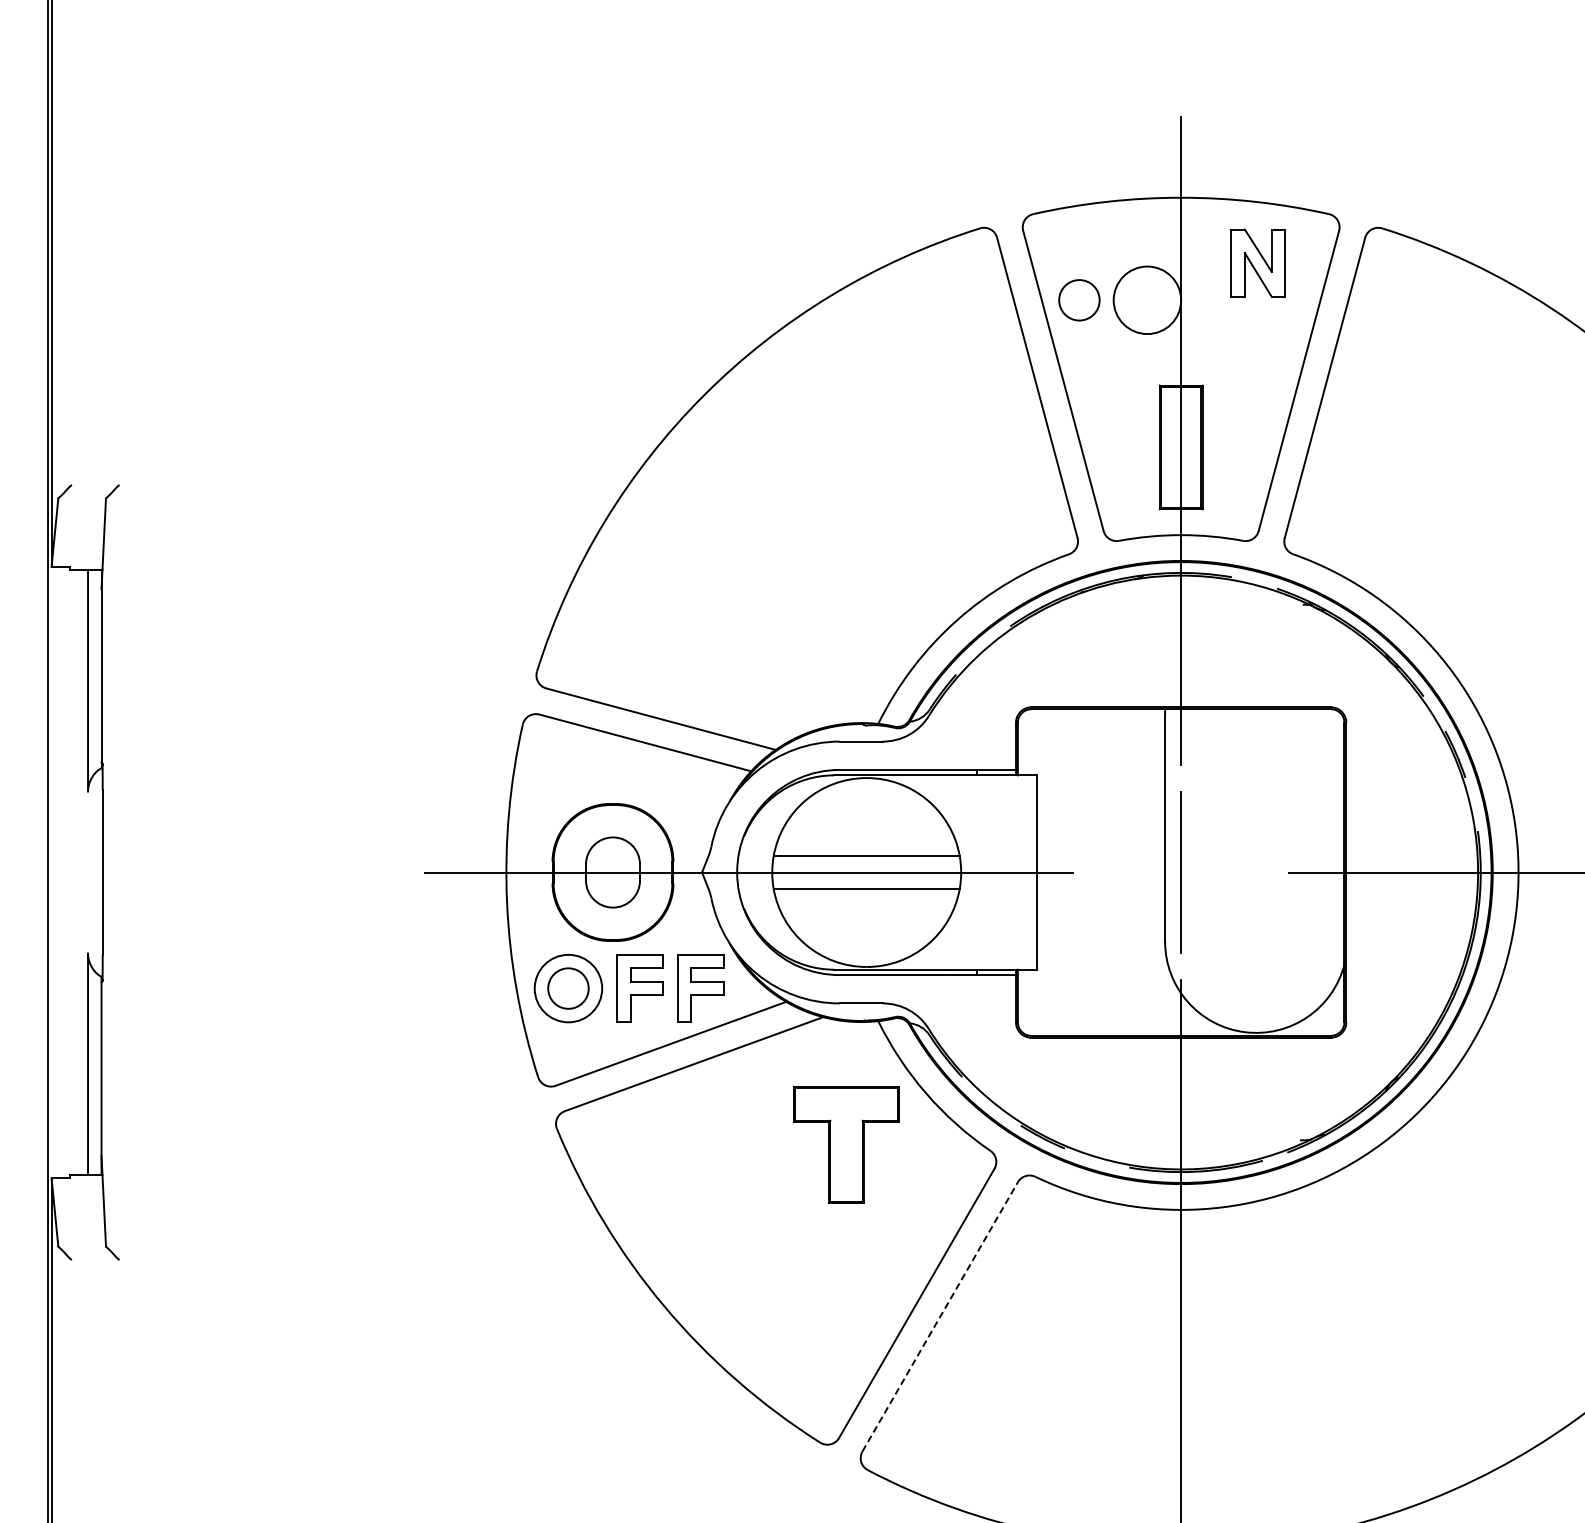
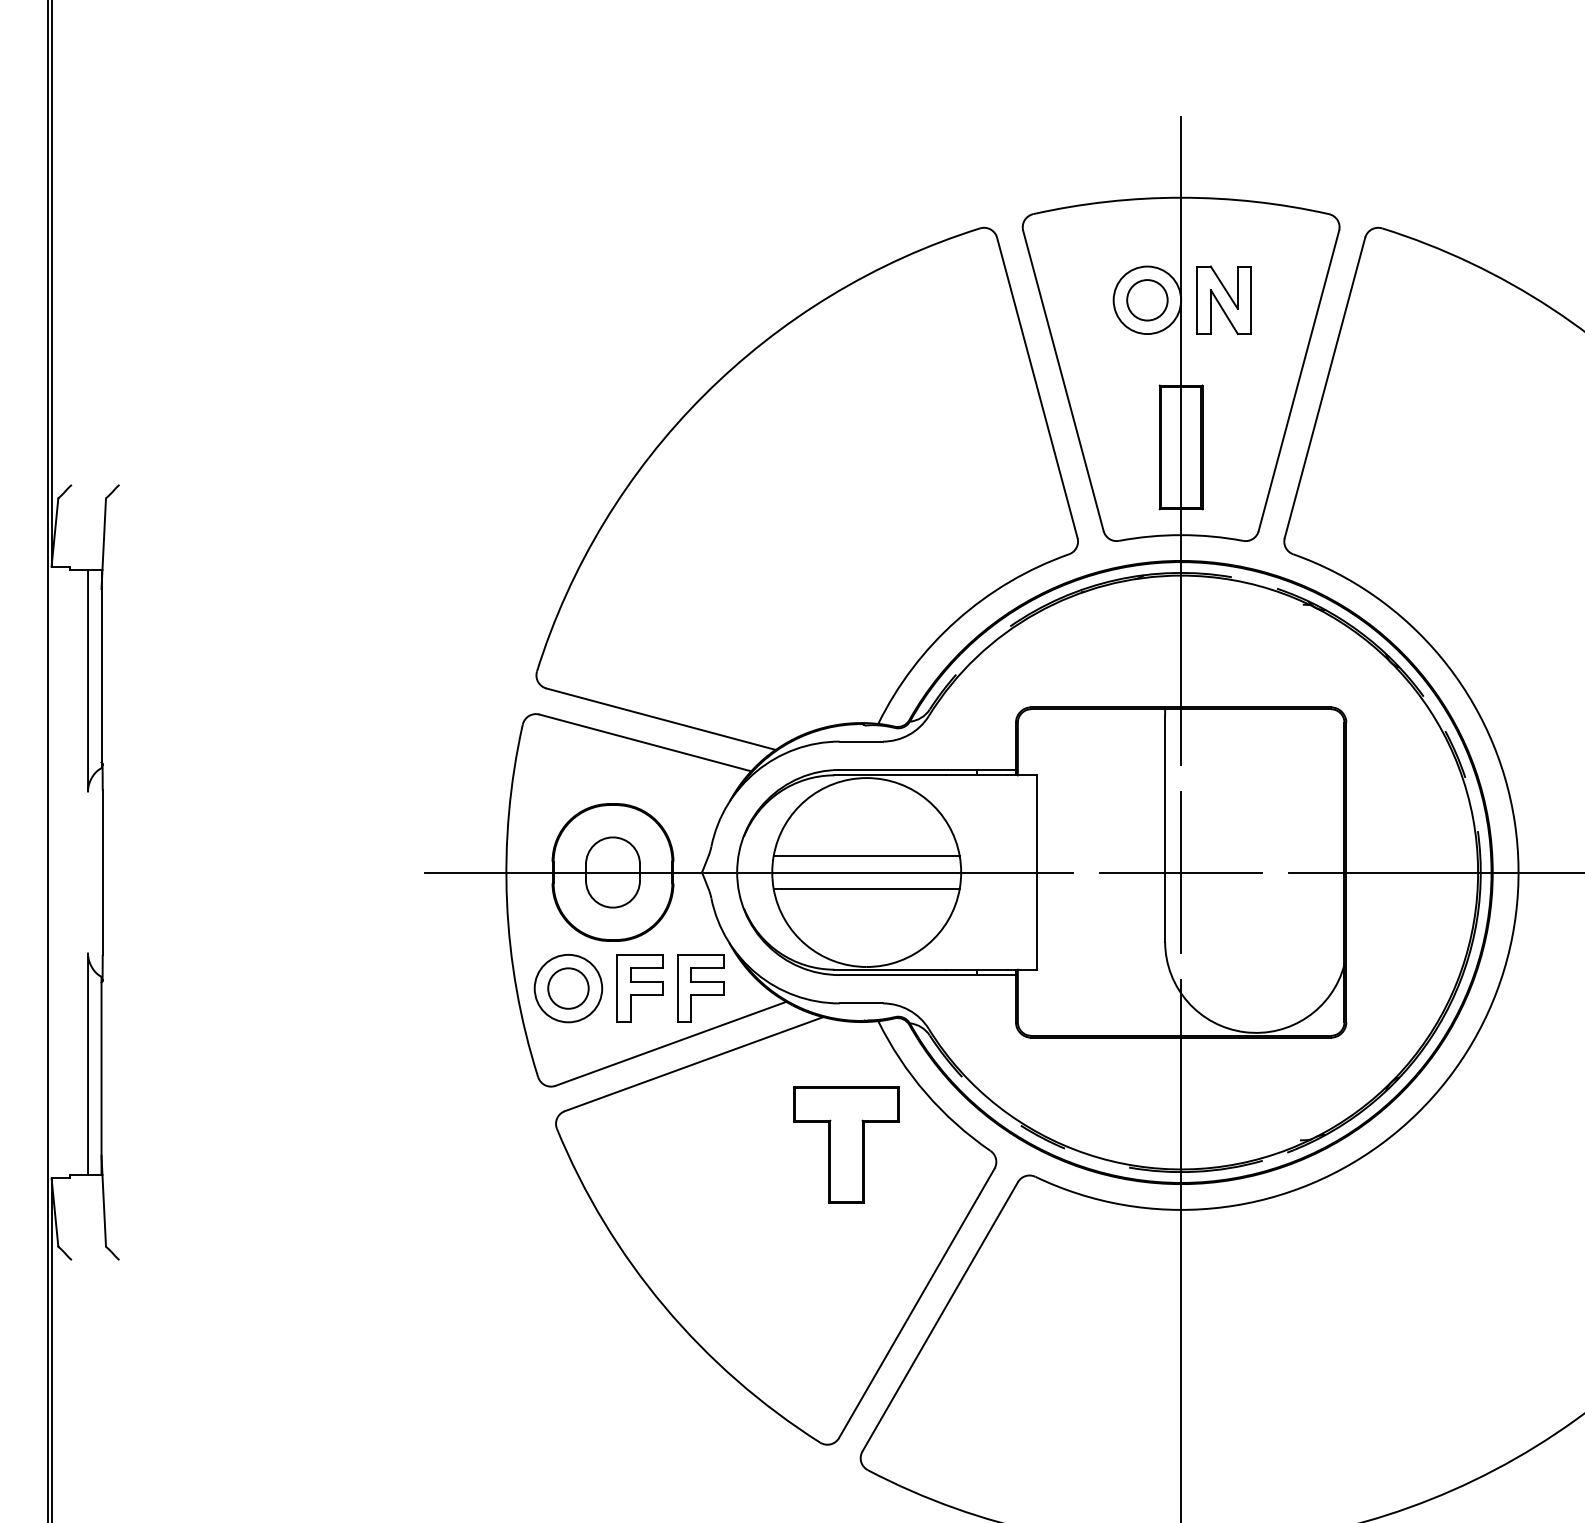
part position: (1257, 263) -> (1223, 300) (1223, 300)
circle position: (1079, 300) -> (1147, 300) (1147, 300)
line: none -> present (1181, 872)
line: dashed -> solid (940, 1316)
